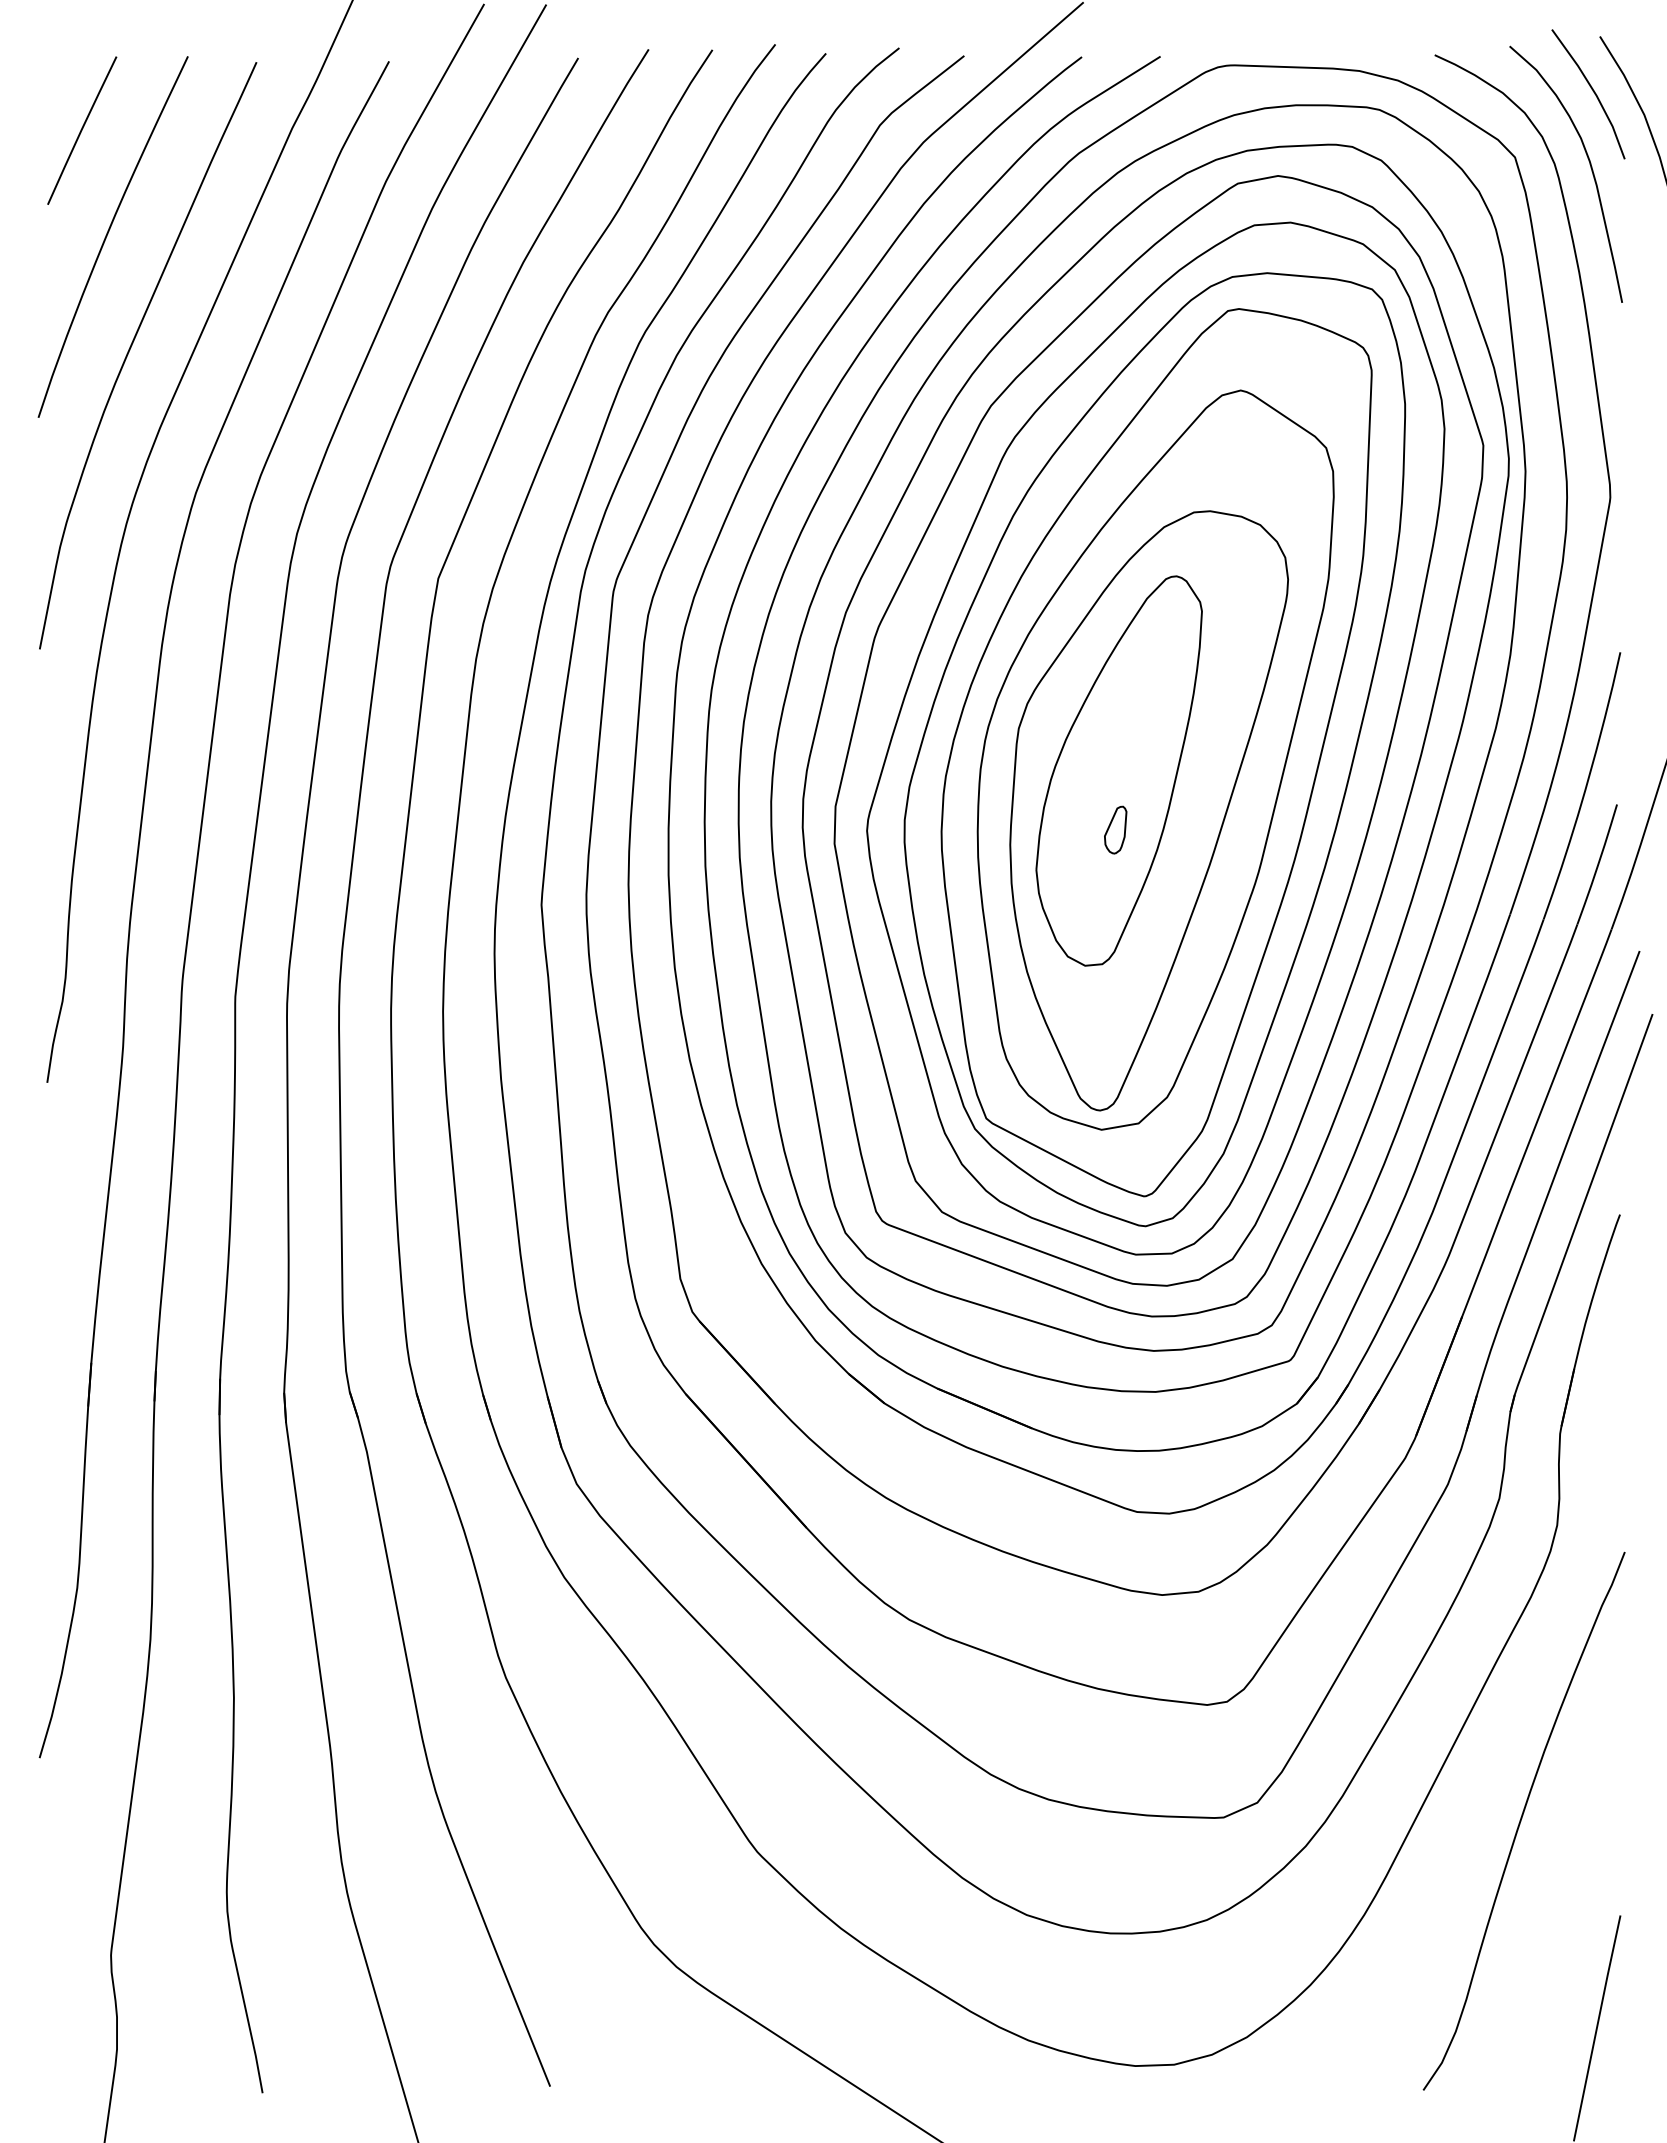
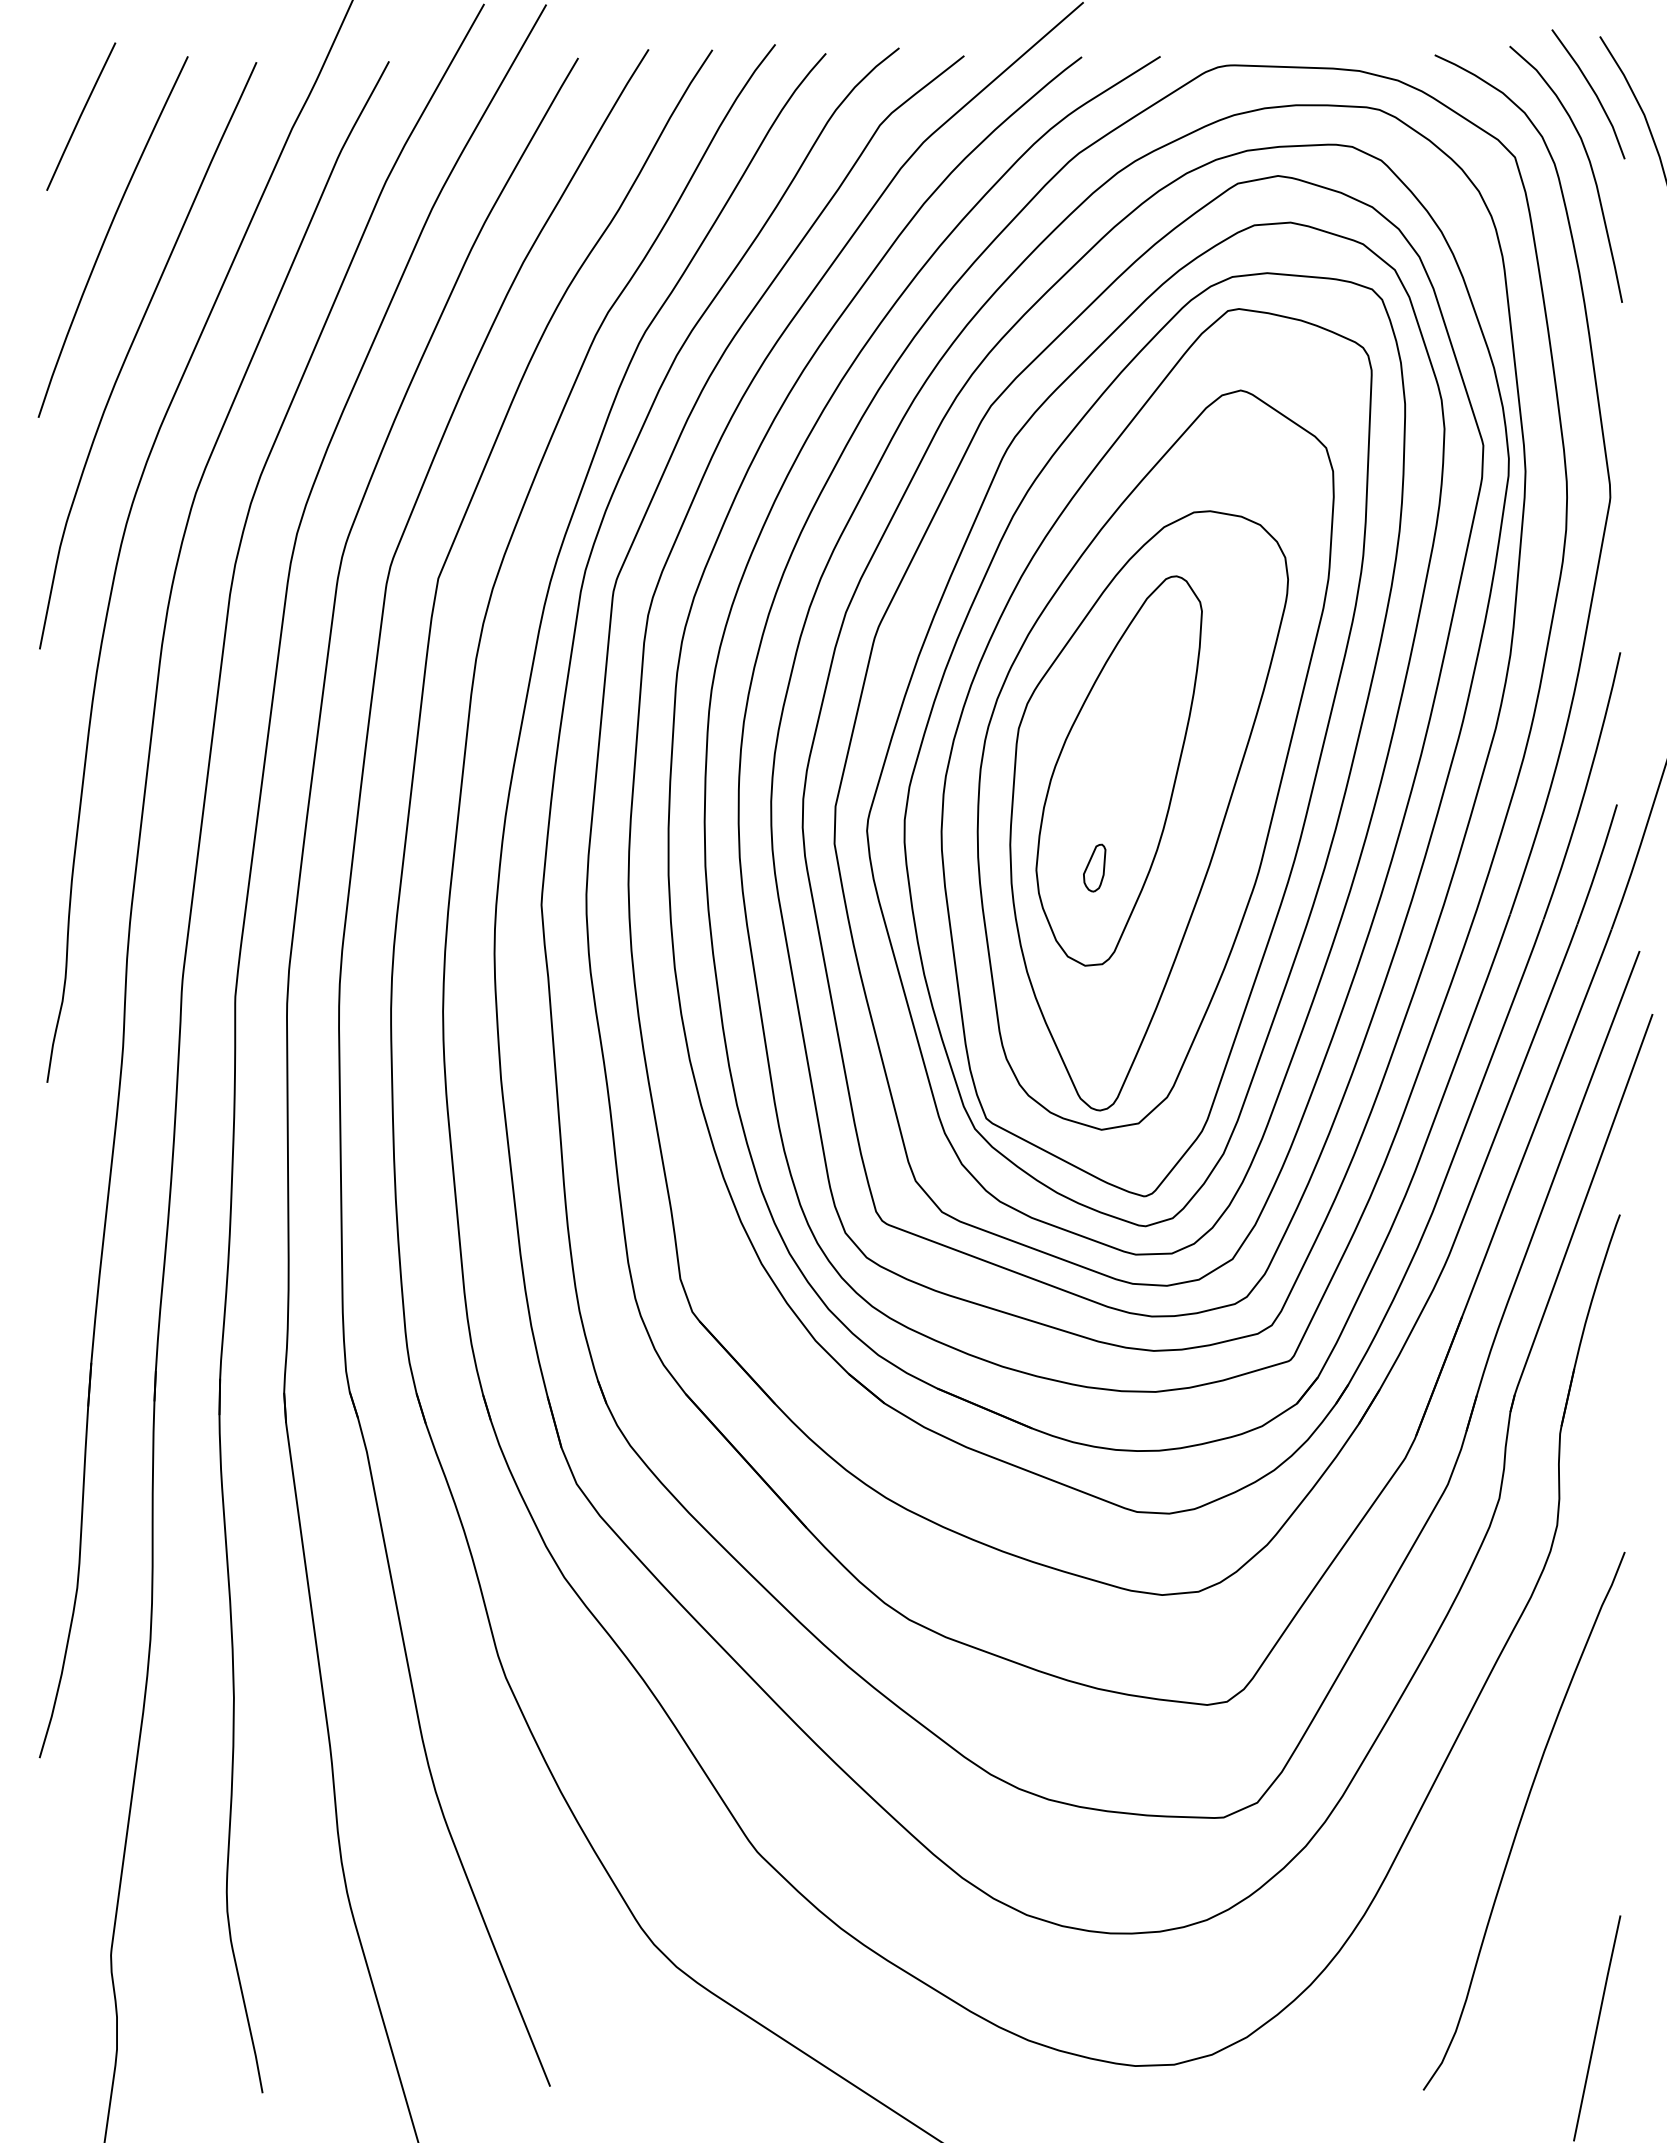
line position: (82, 130) -> (81, 116) (81, 116)
part position: (1115, 829) -> (1094, 867) (1094, 867)
